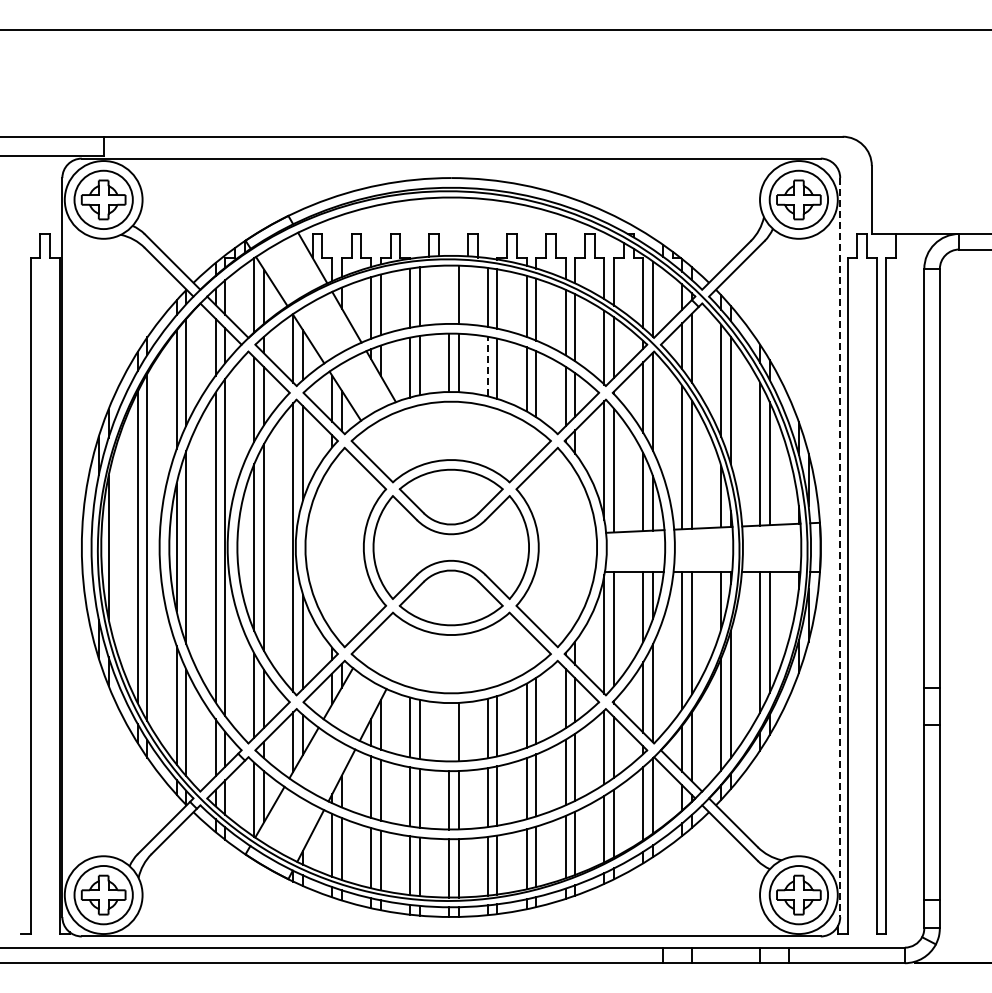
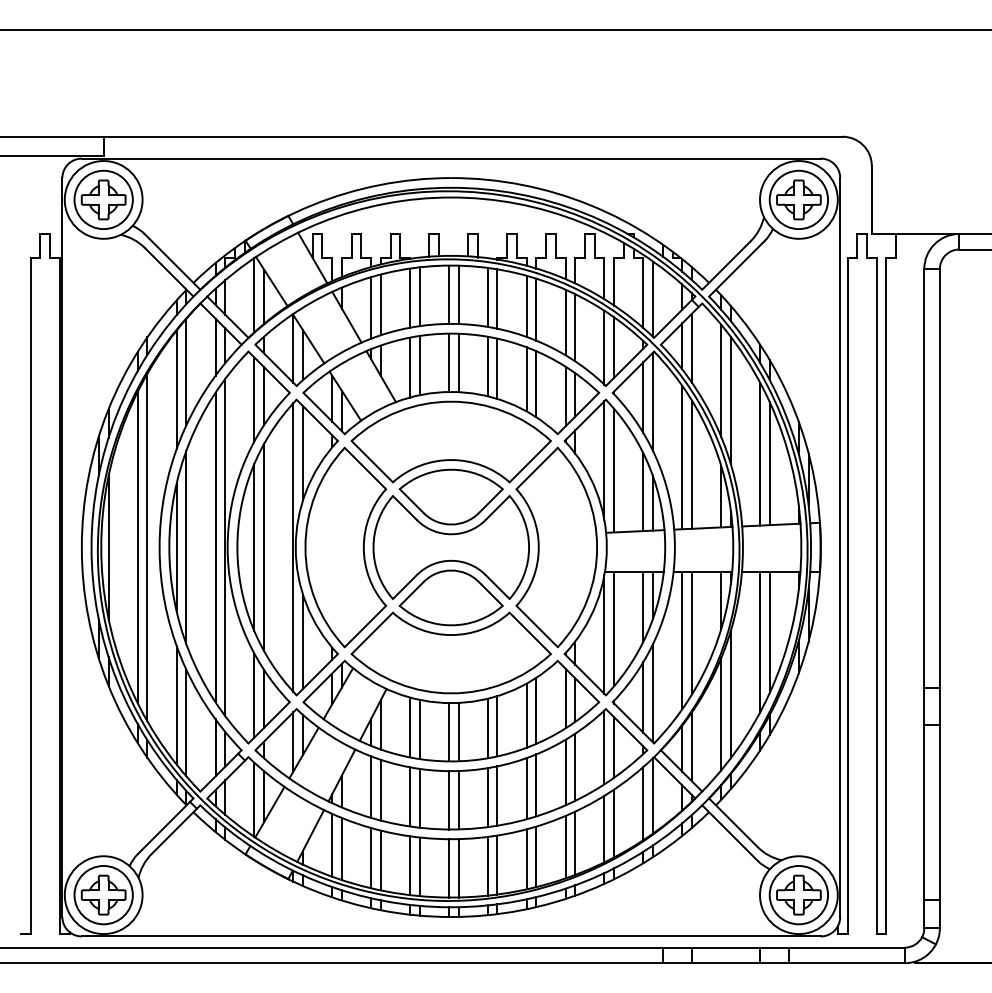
line: none -> present (448, 294)
line: dashed -> solid (487, 366)
line: dashed -> solid (840, 548)
line: none -> present (448, 732)
